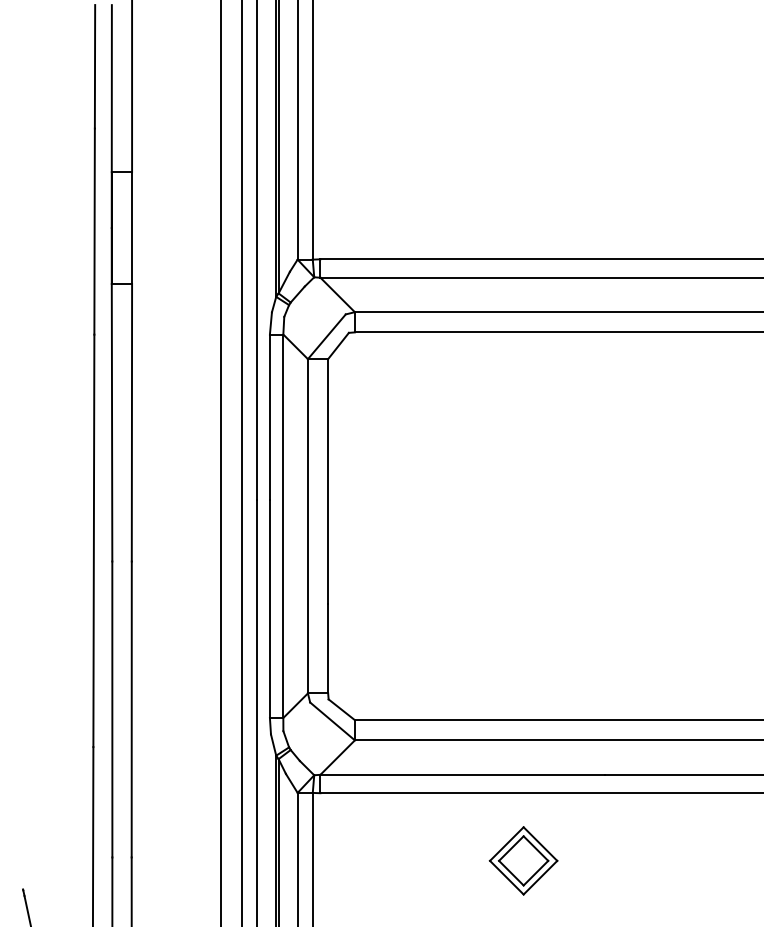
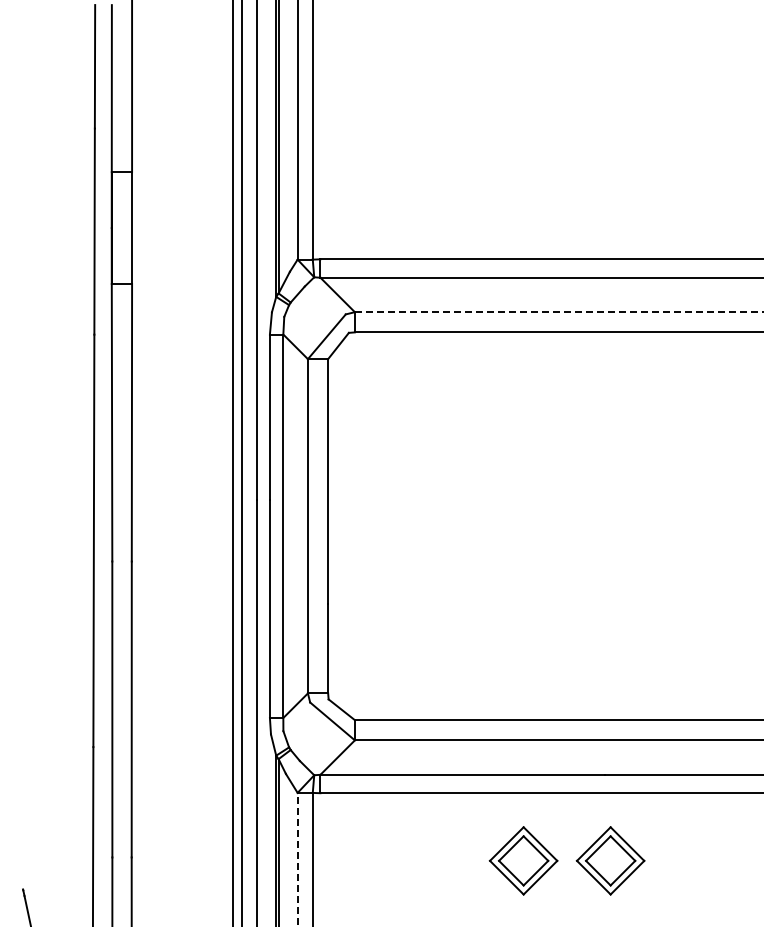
line: solid -> dashed (559, 312)
line position: (221, 462) -> (233, 462) (233, 462)
line: solid -> dashed (297, 859)
part: none -> present (610, 860)
